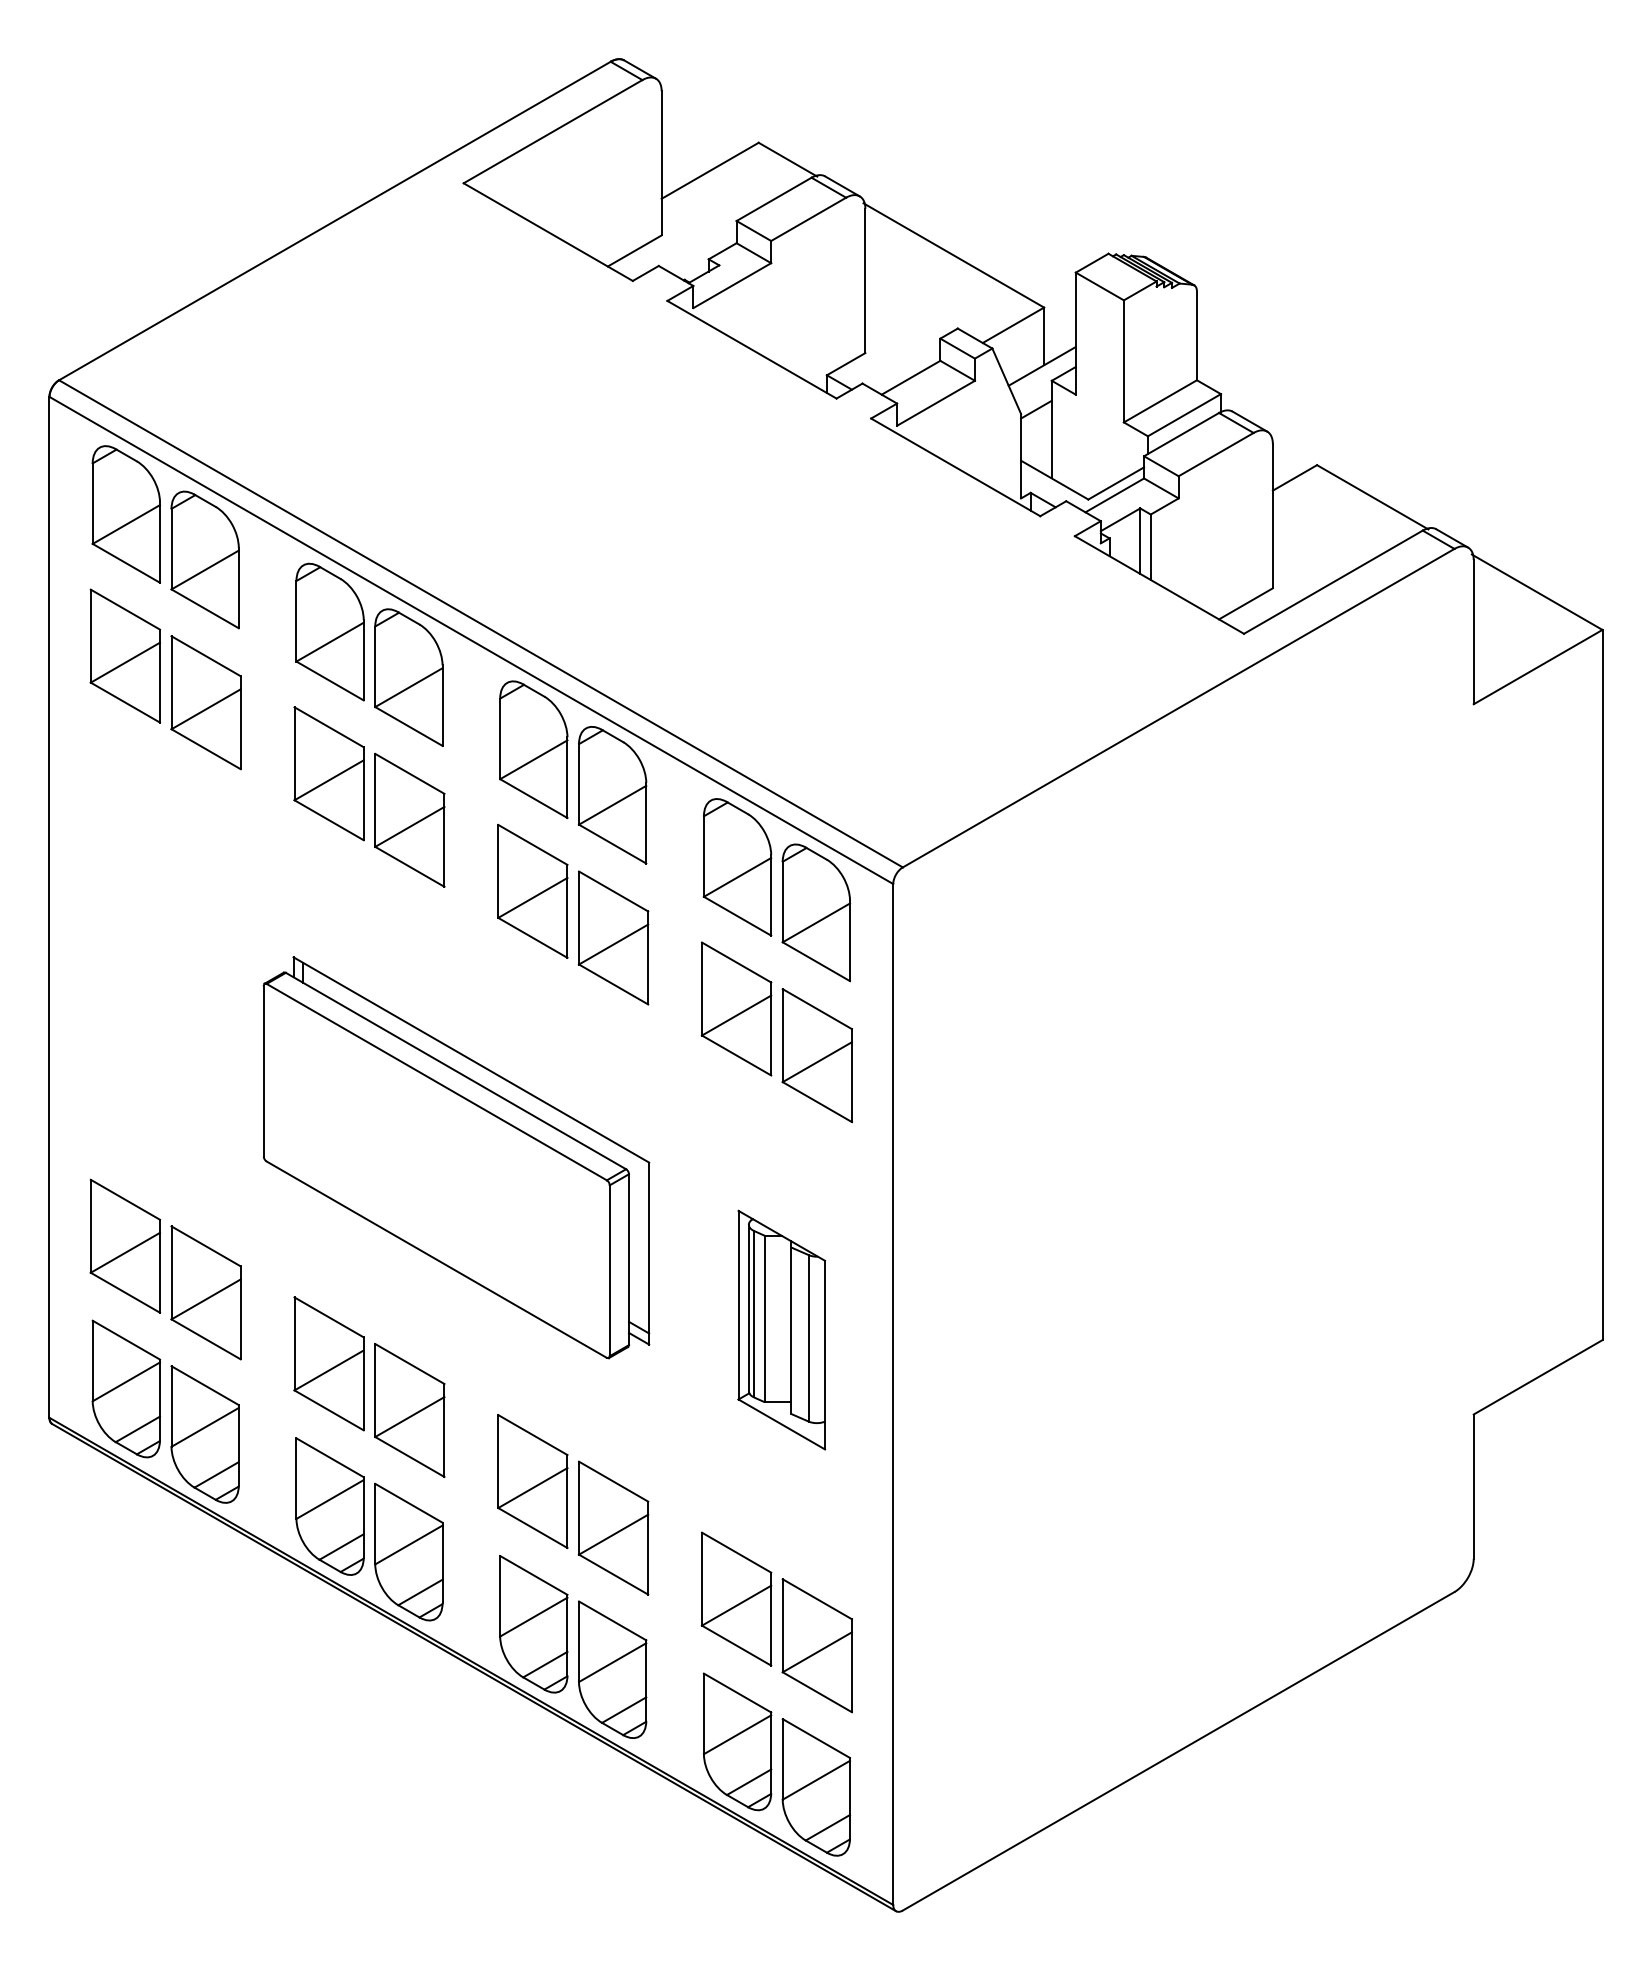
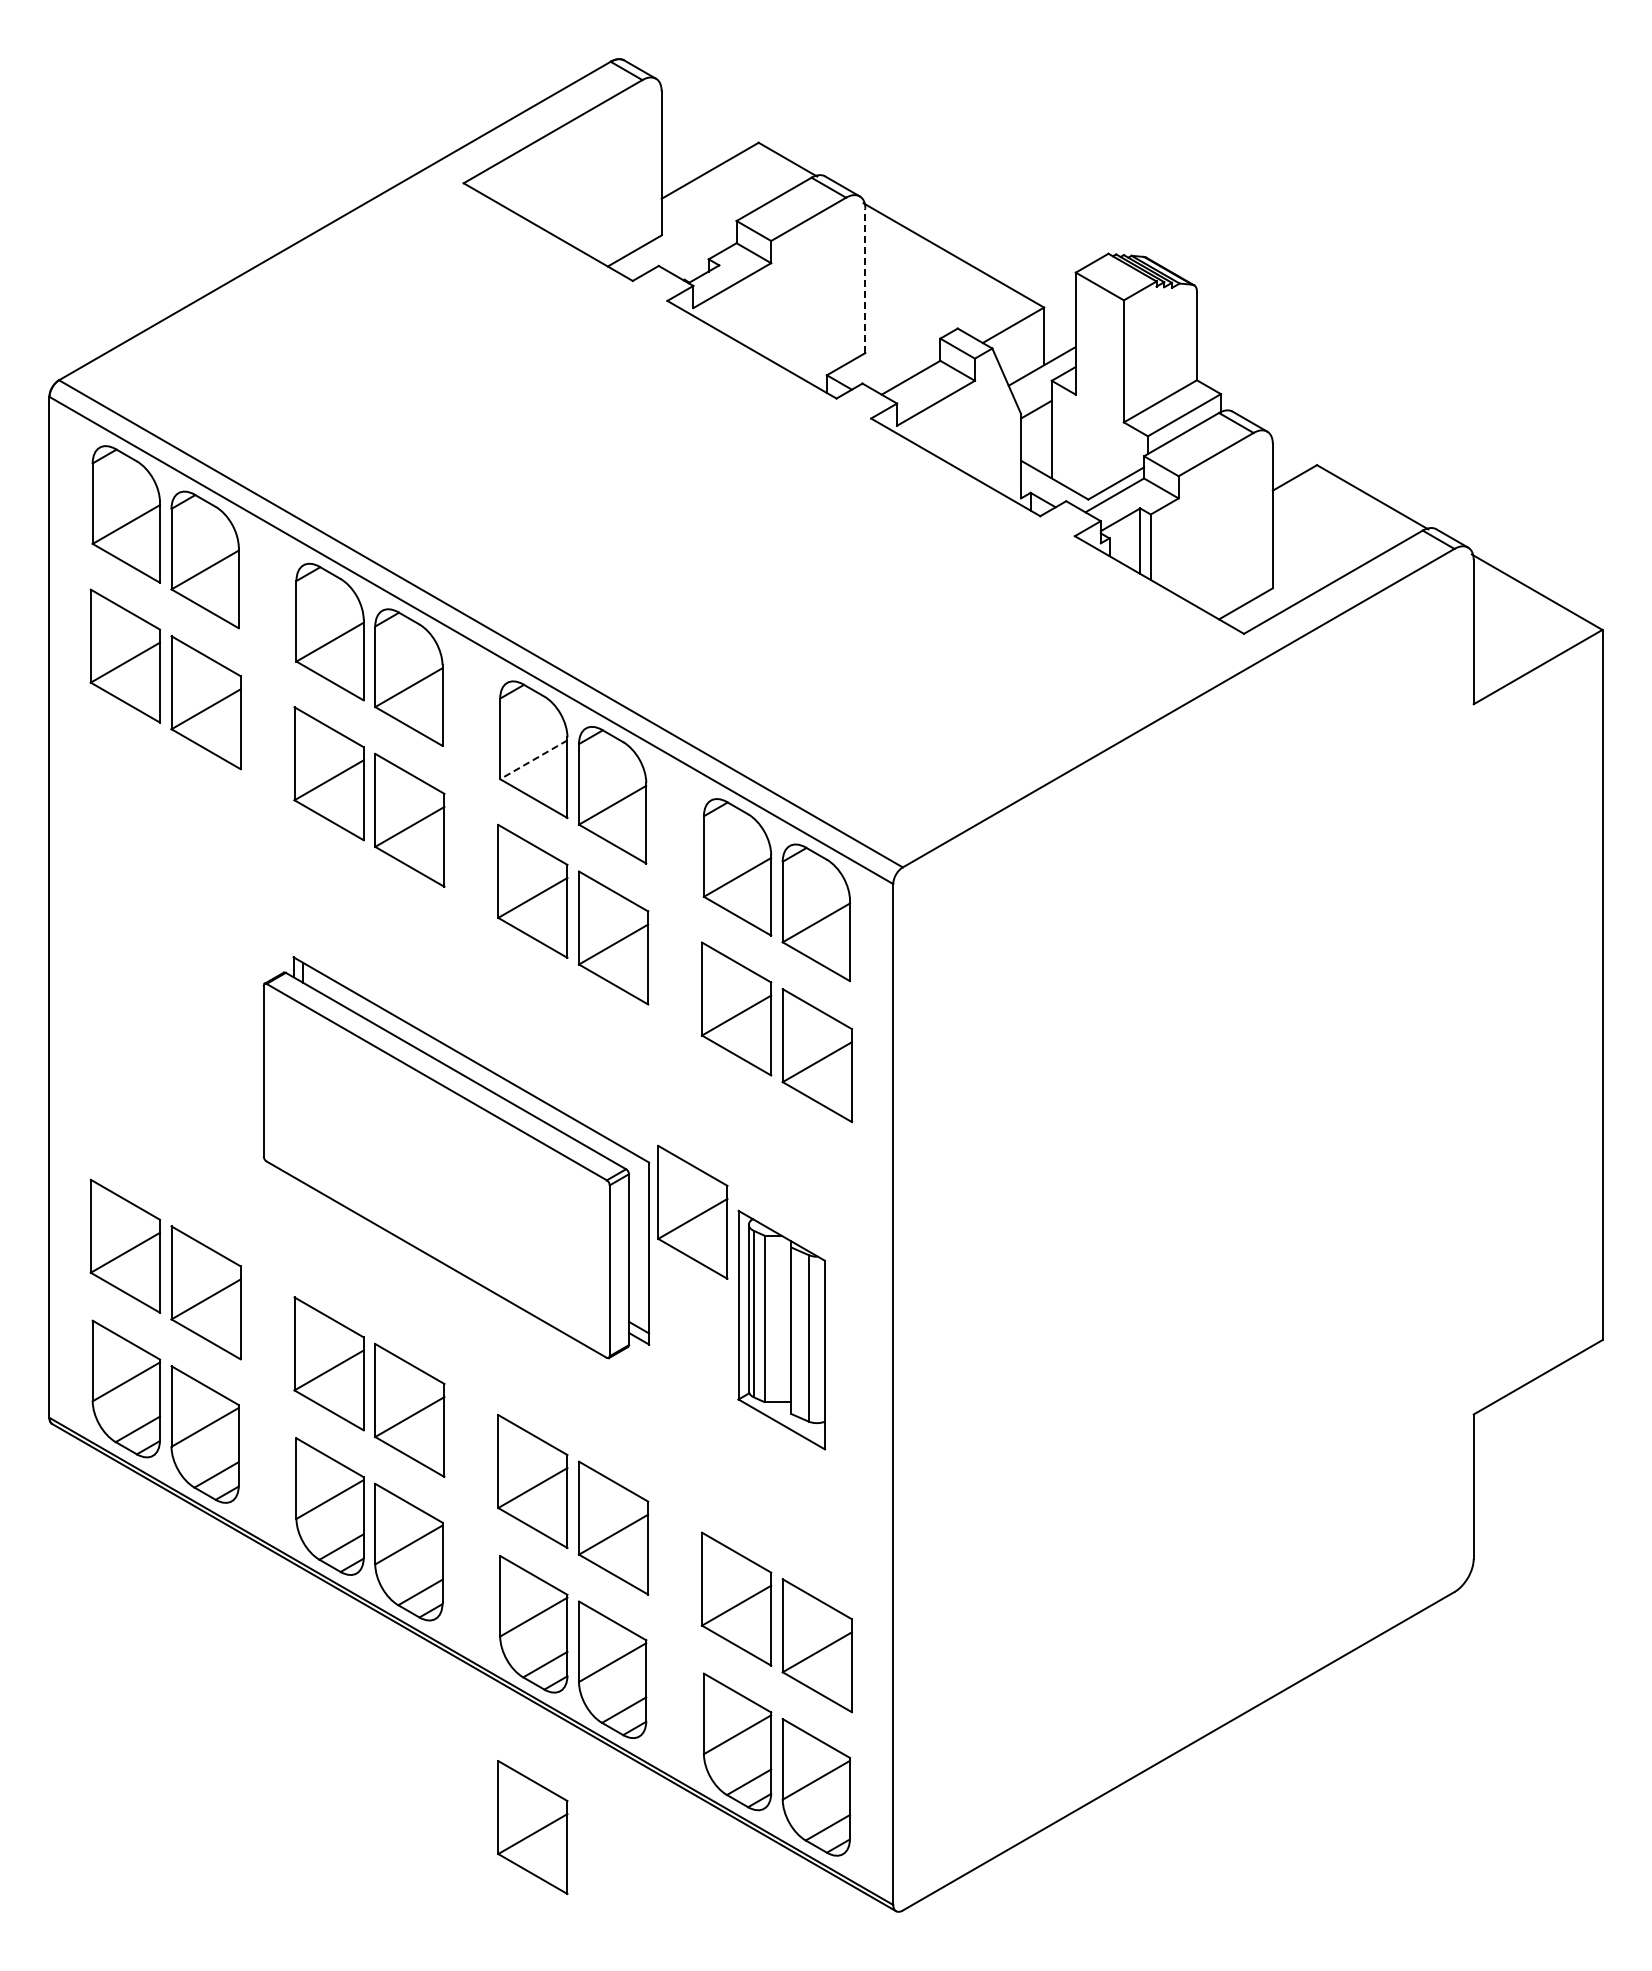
line: solid -> dashed (865, 280)
line: solid -> dashed (533, 759)
part: none -> present (692, 1211)
part: none -> present (532, 1827)
